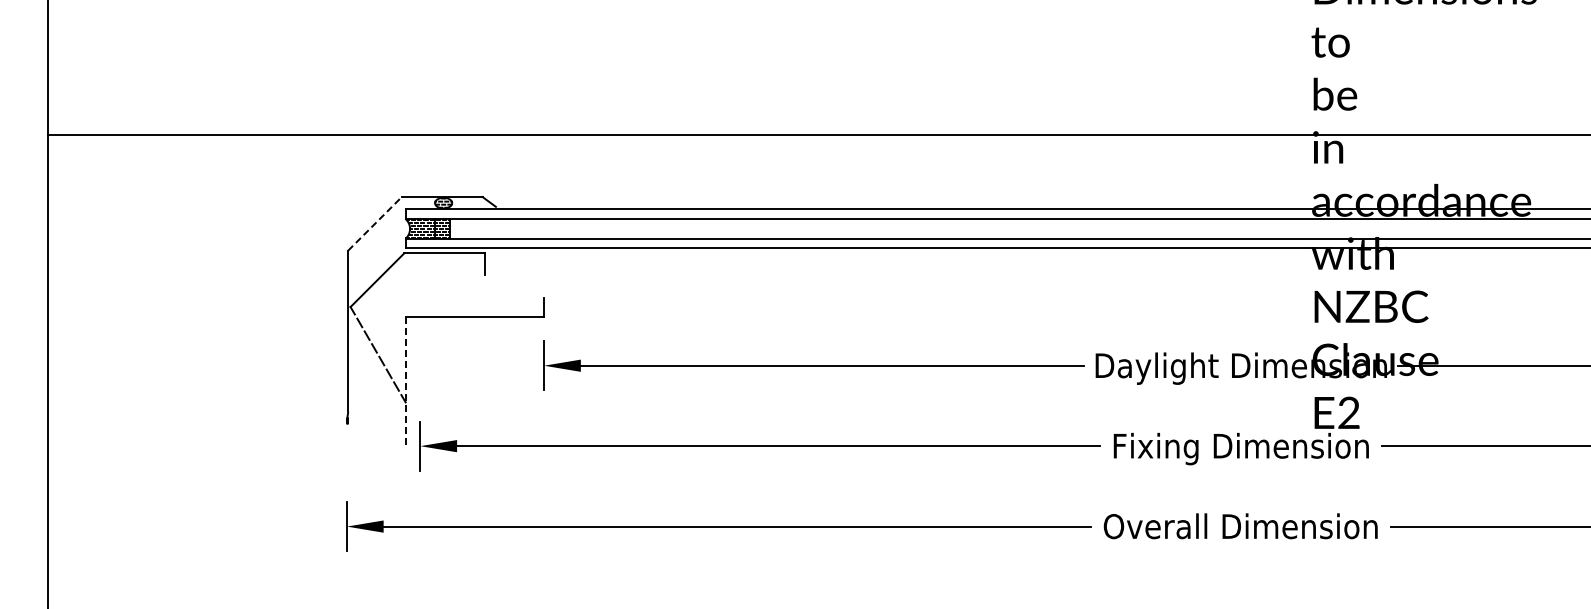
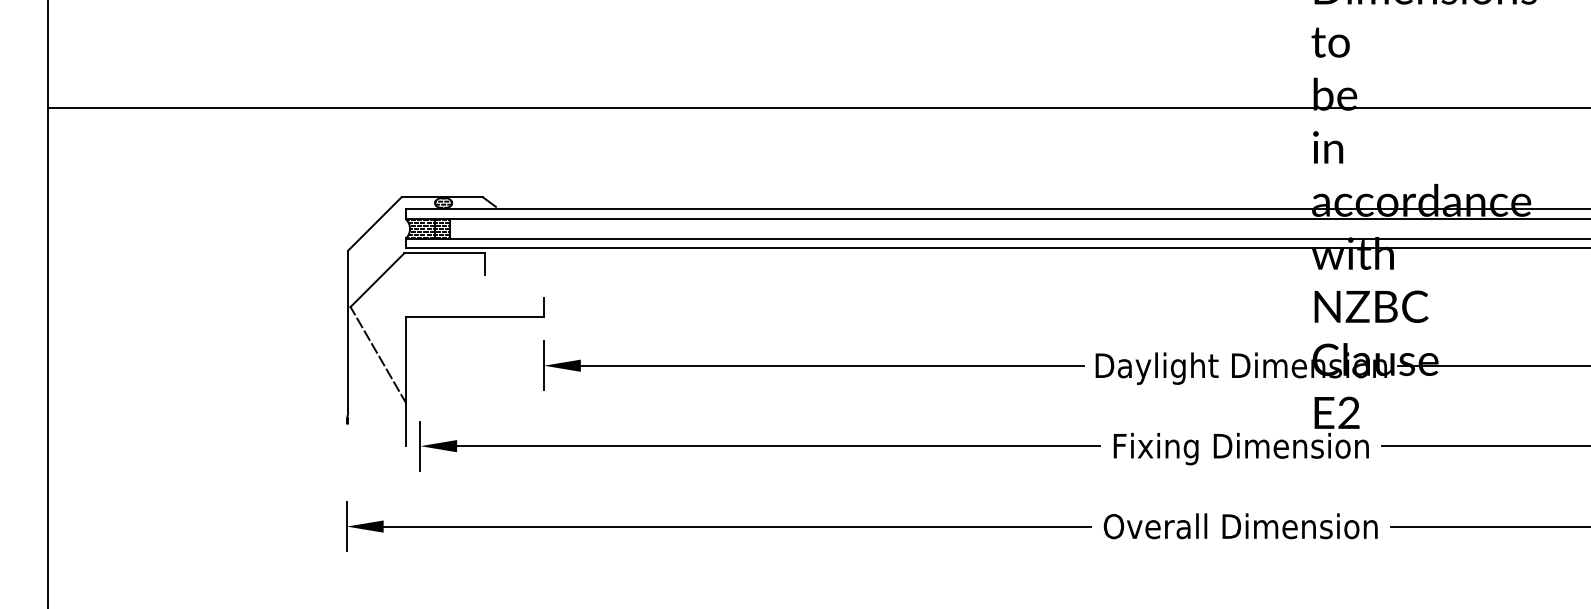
line position: (817, 134) -> (817, 107) (817, 107)
line: dashed -> solid (374, 223)
line: dashed -> solid (405, 381)
